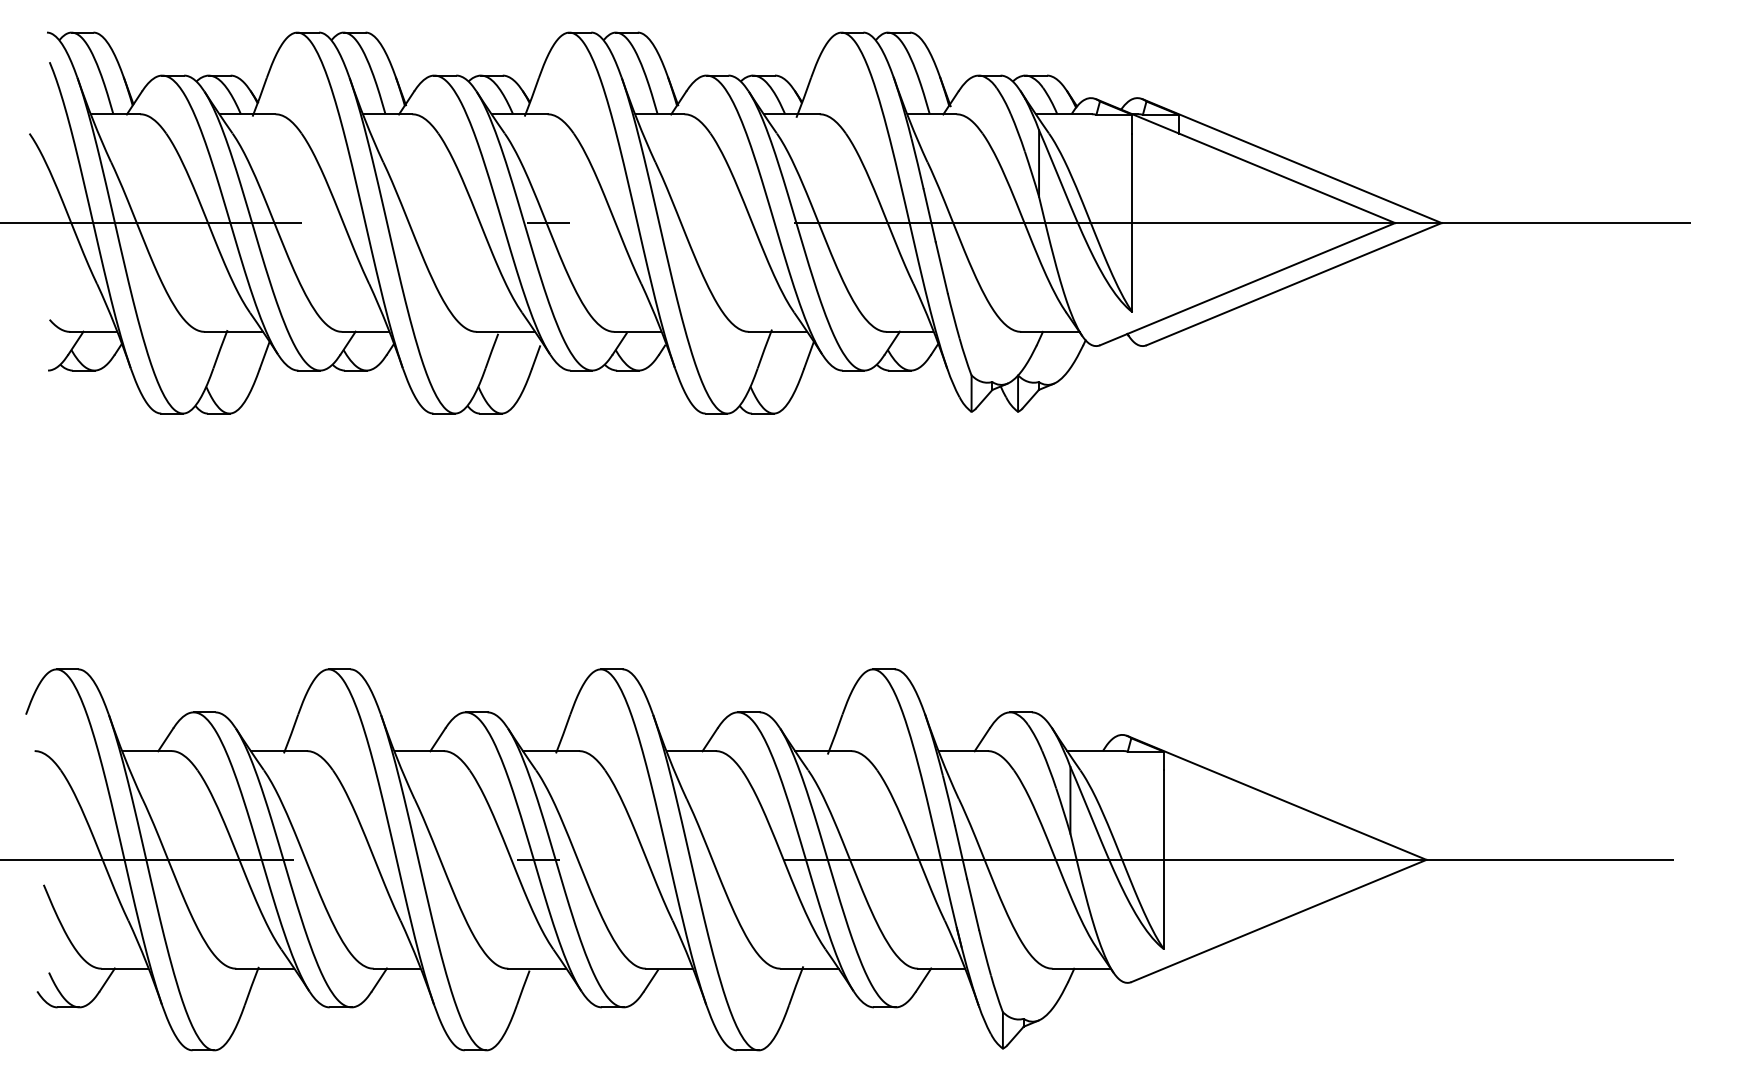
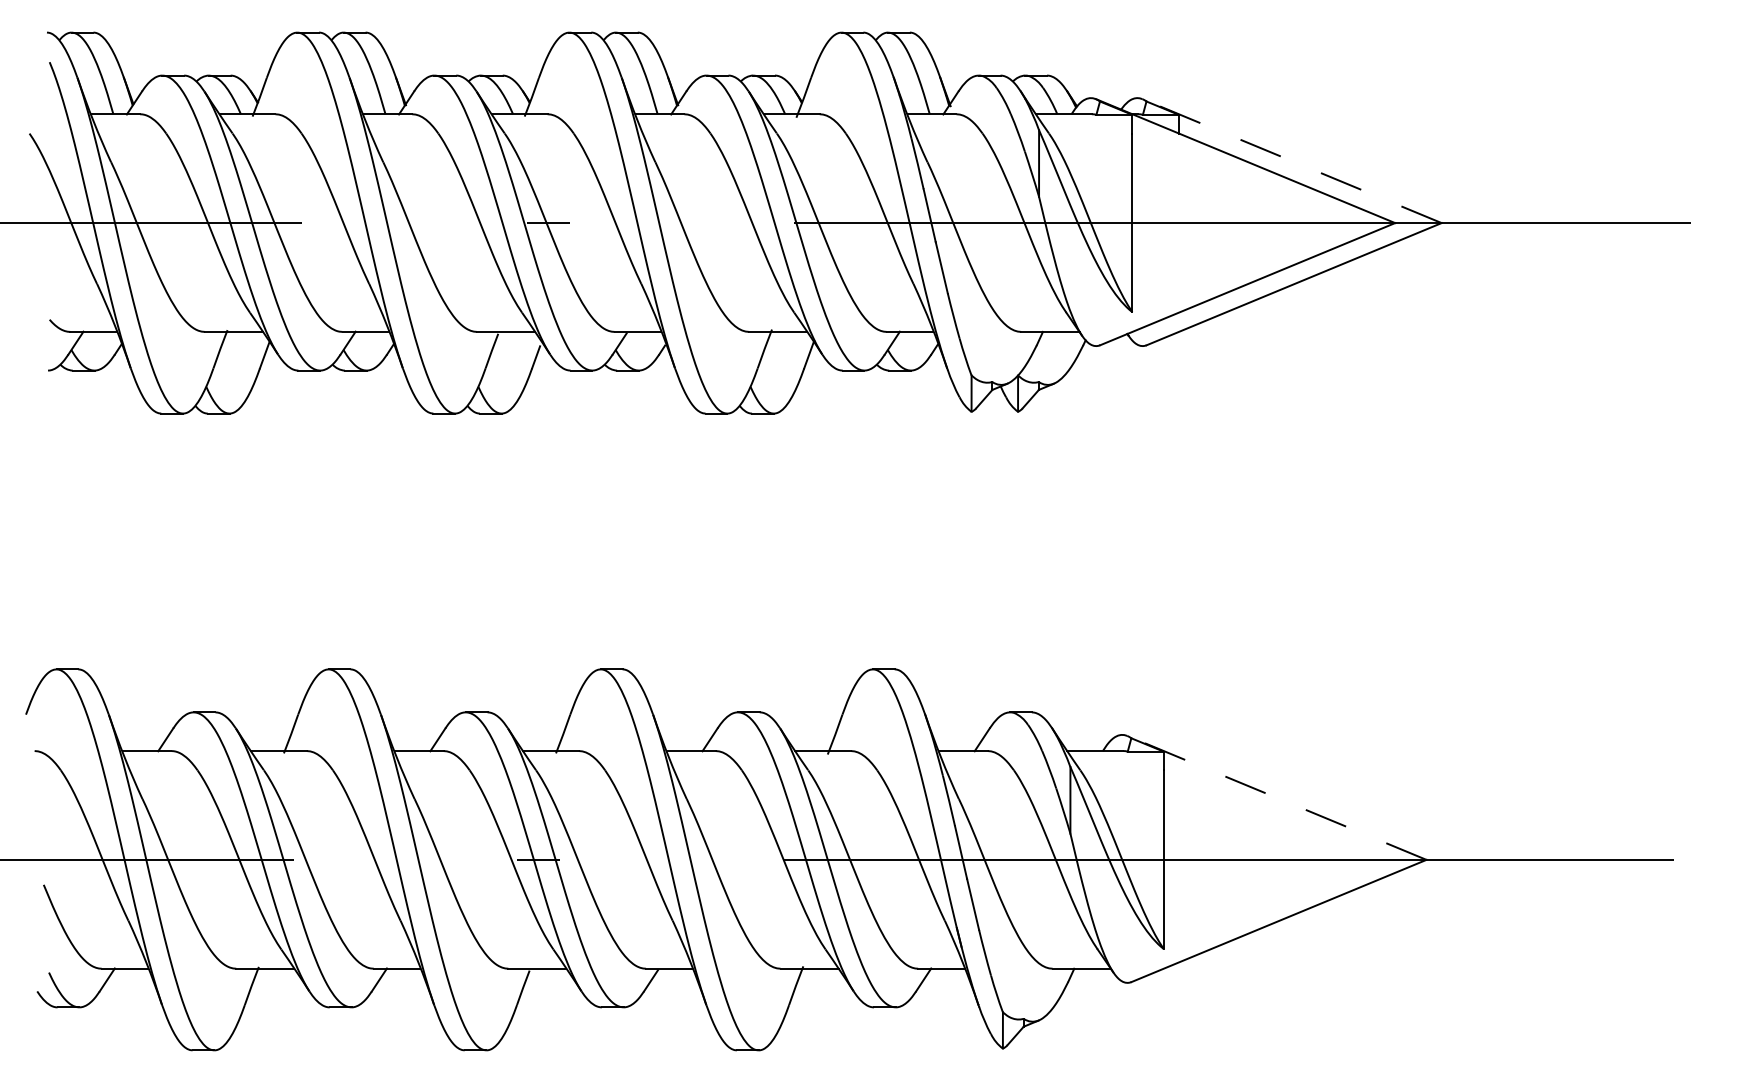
line: solid -> dashed (1292, 161)
line: solid -> dashed (1276, 797)
